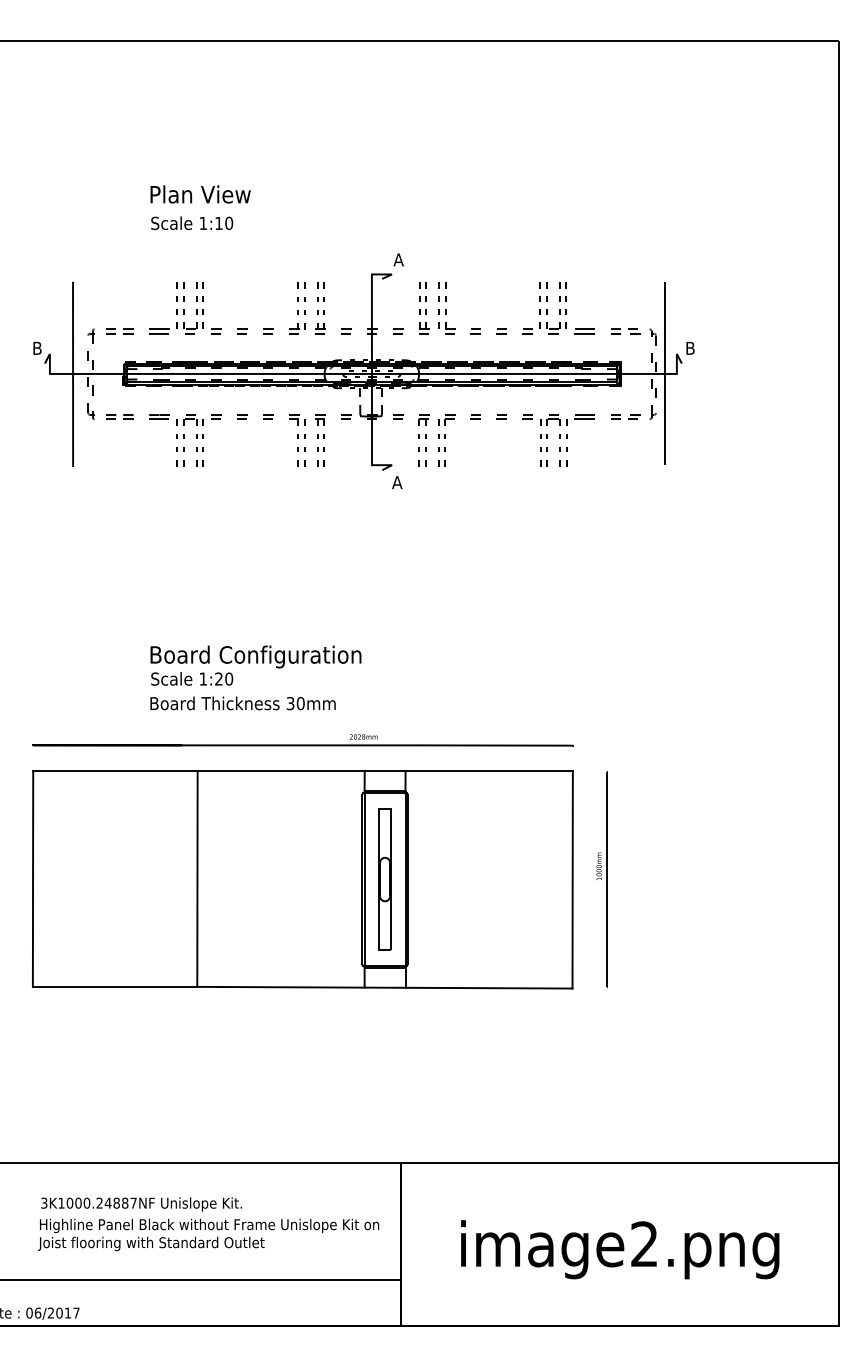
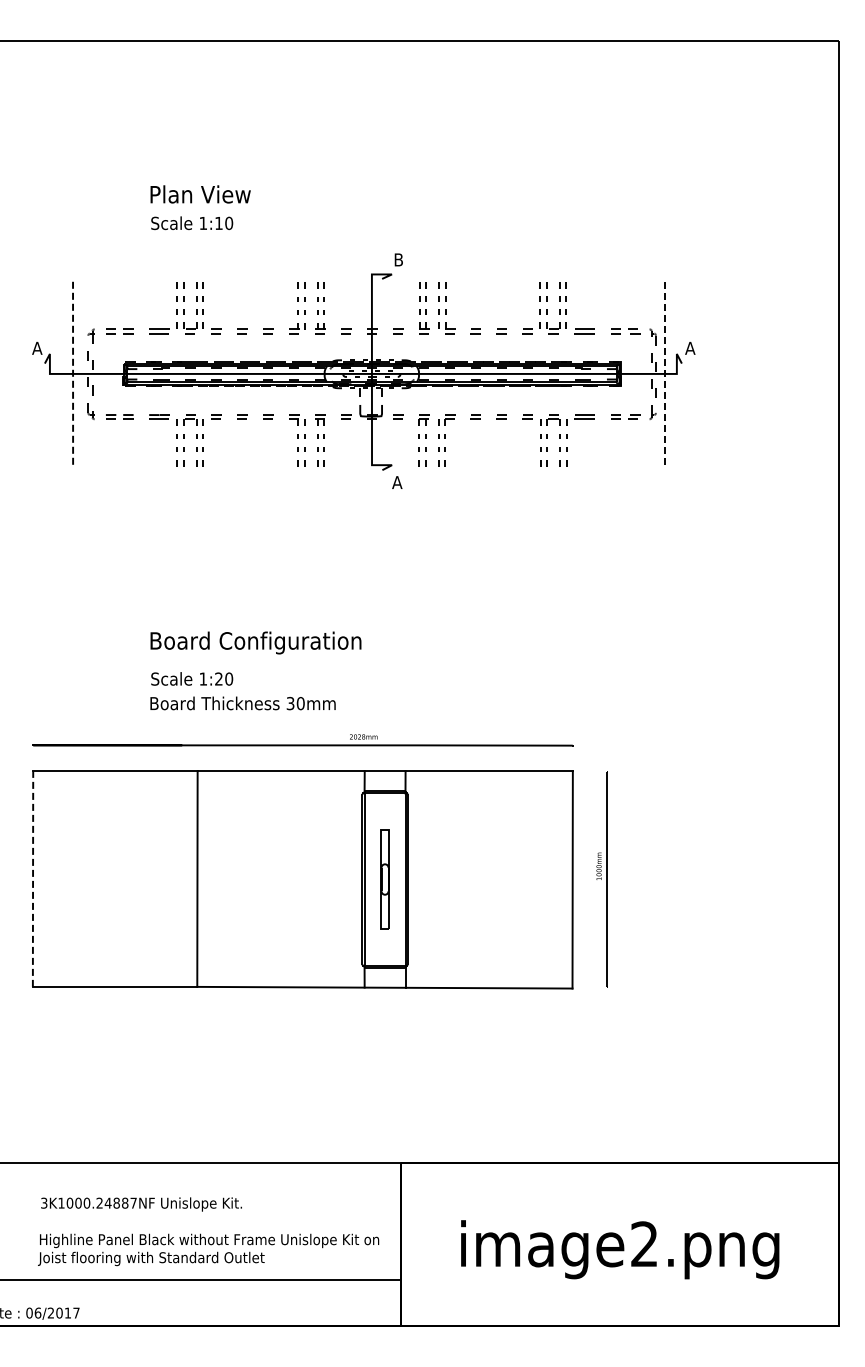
text: A -> B (398, 259)
text: B -> A (37, 347)
text: B -> A (690, 347)
line: solid -> dashed (665, 373)
line: solid -> dashed (73, 374)
text position: (255, 656) -> (255, 642) (255, 642)
line: solid -> dashed (33, 879)
part size: 14x143 px -> 10x101 px (384, 879)
text position: (208, 1234) -> (208, 1249) (208, 1249)
